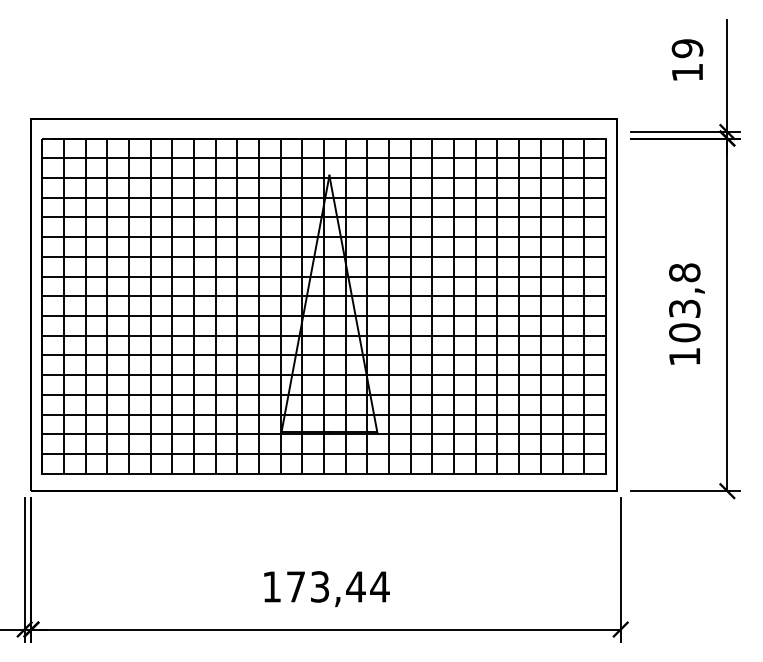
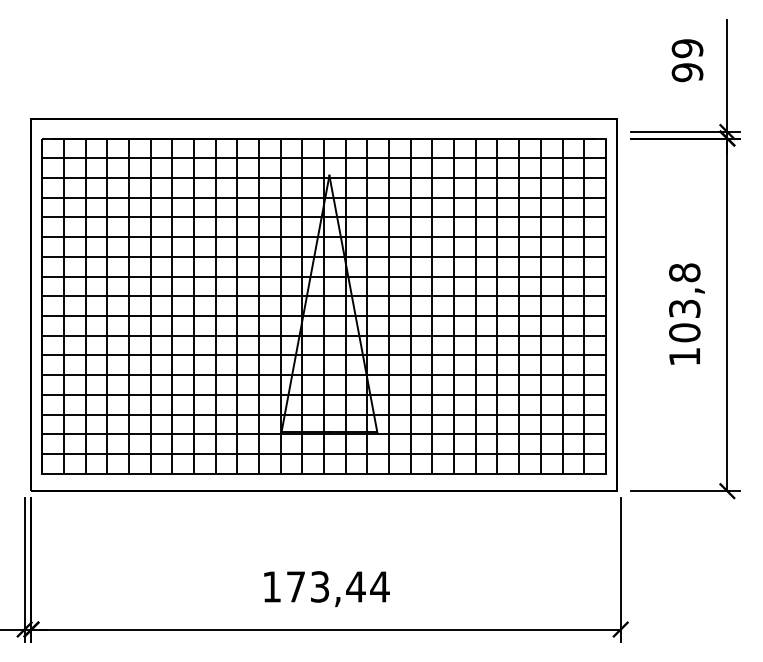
text: 19 -> 99 (687, 72)
